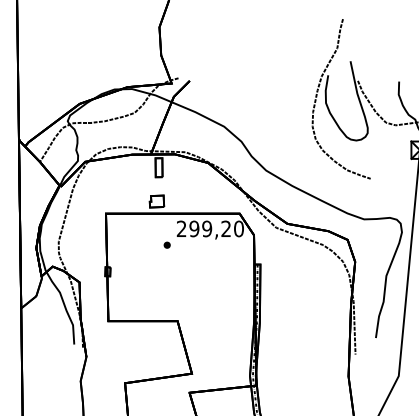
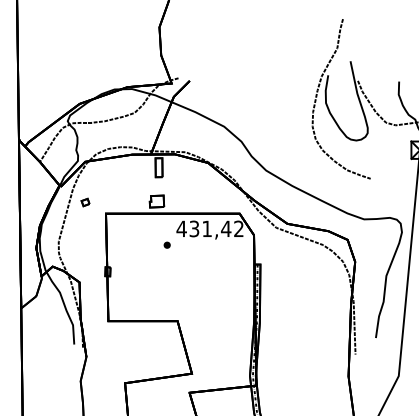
part: none -> present (85, 202)
text: 299,20 -> 431,42 (209, 228)
